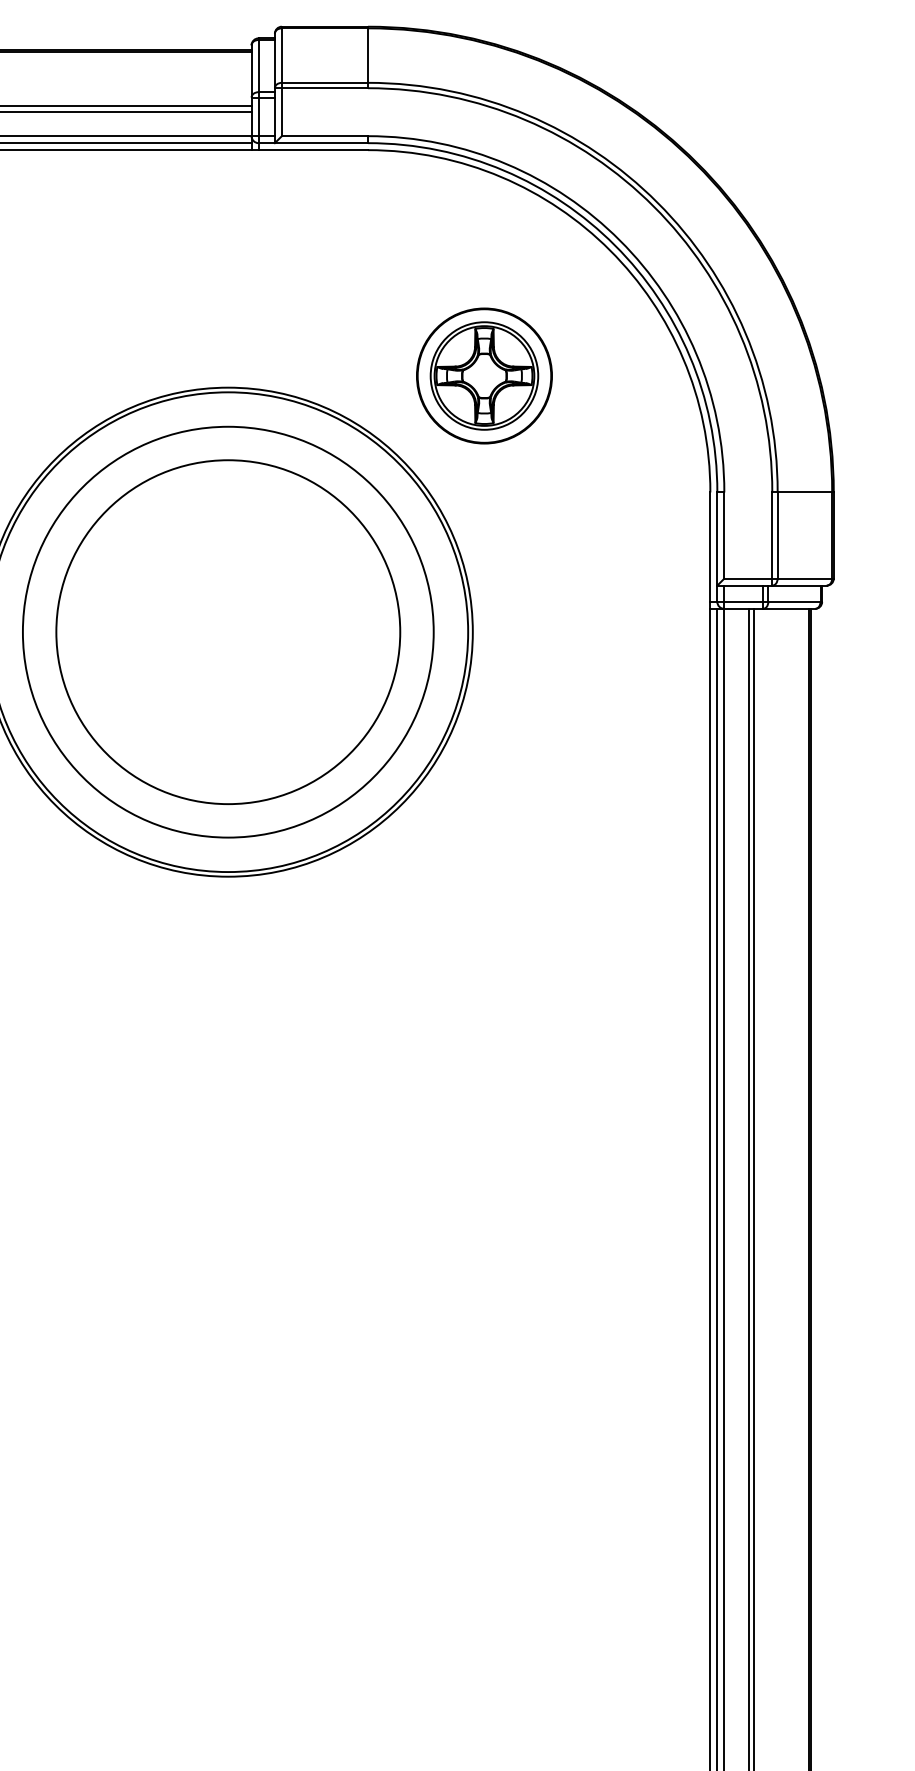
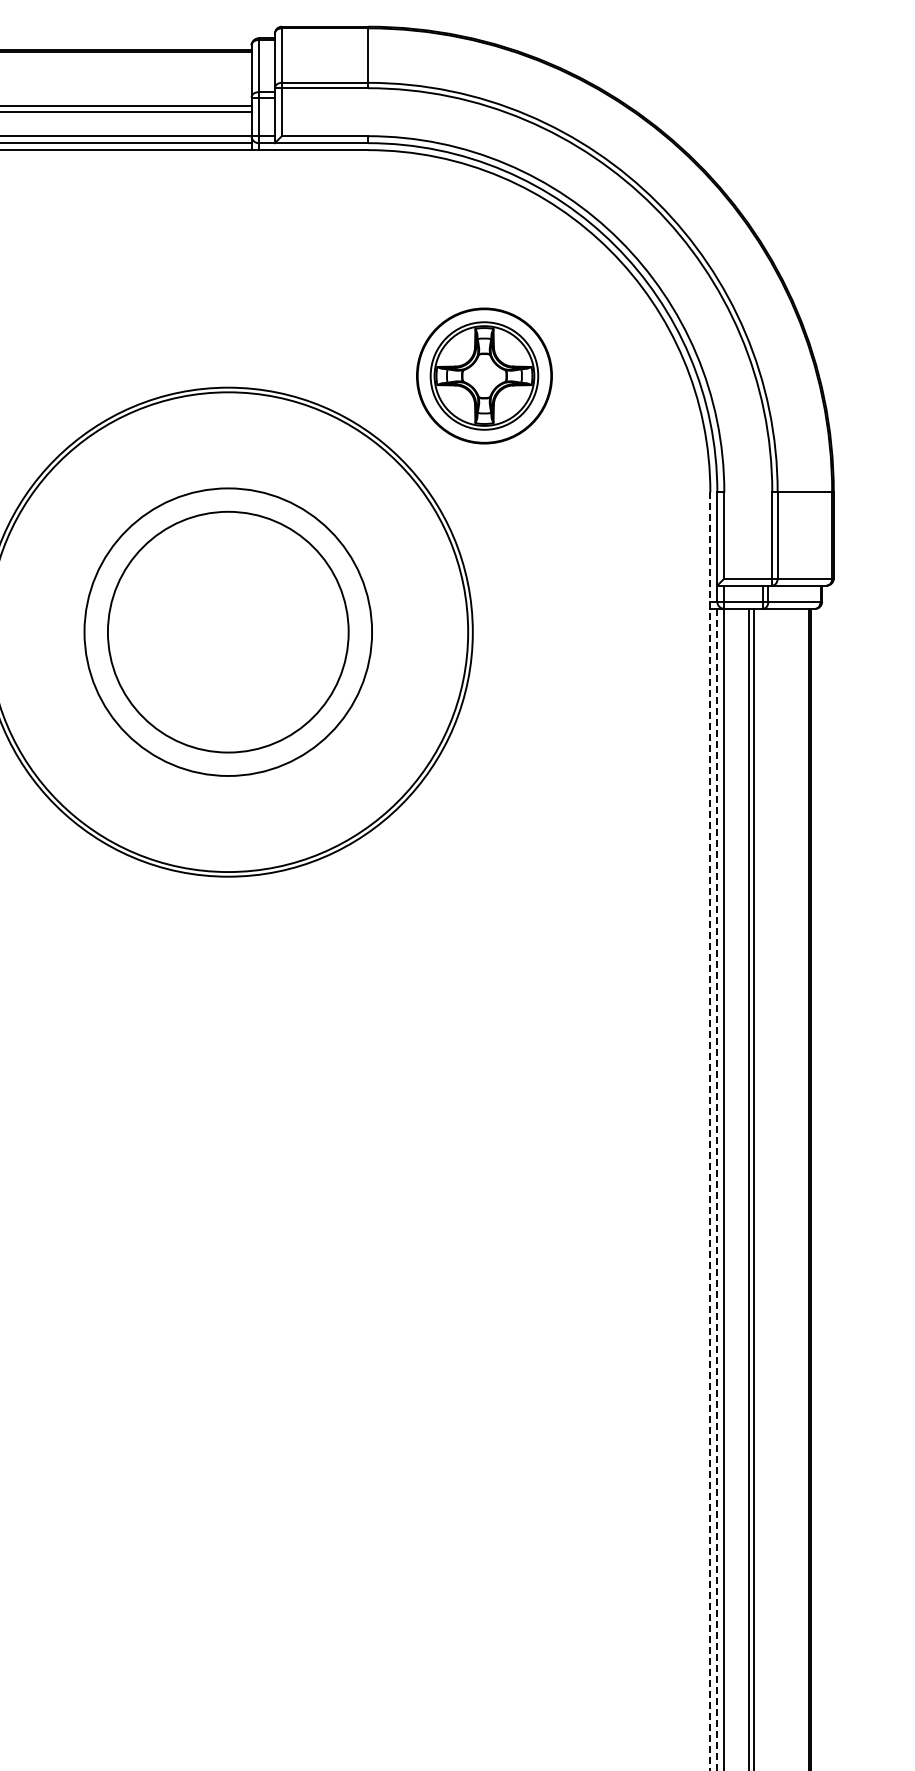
circle diameter: 411 px -> 288 px (228, 631)
circle diameter: 344 px -> 241 px (227, 631)
line: solid -> dashed (710, 1131)
line: solid -> dashed (717, 1189)
